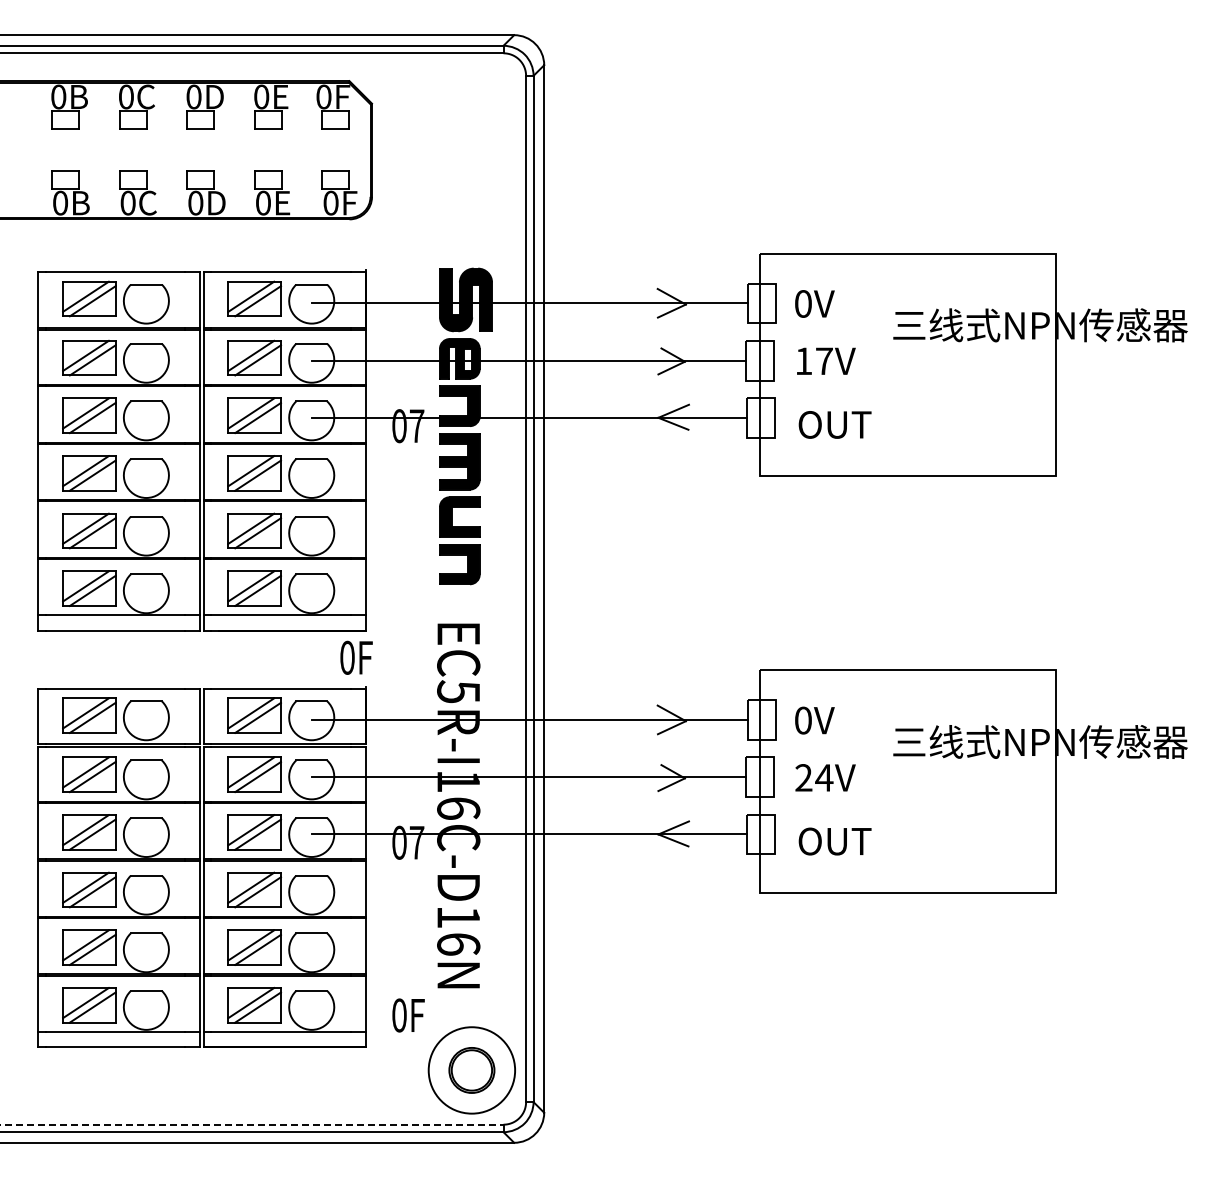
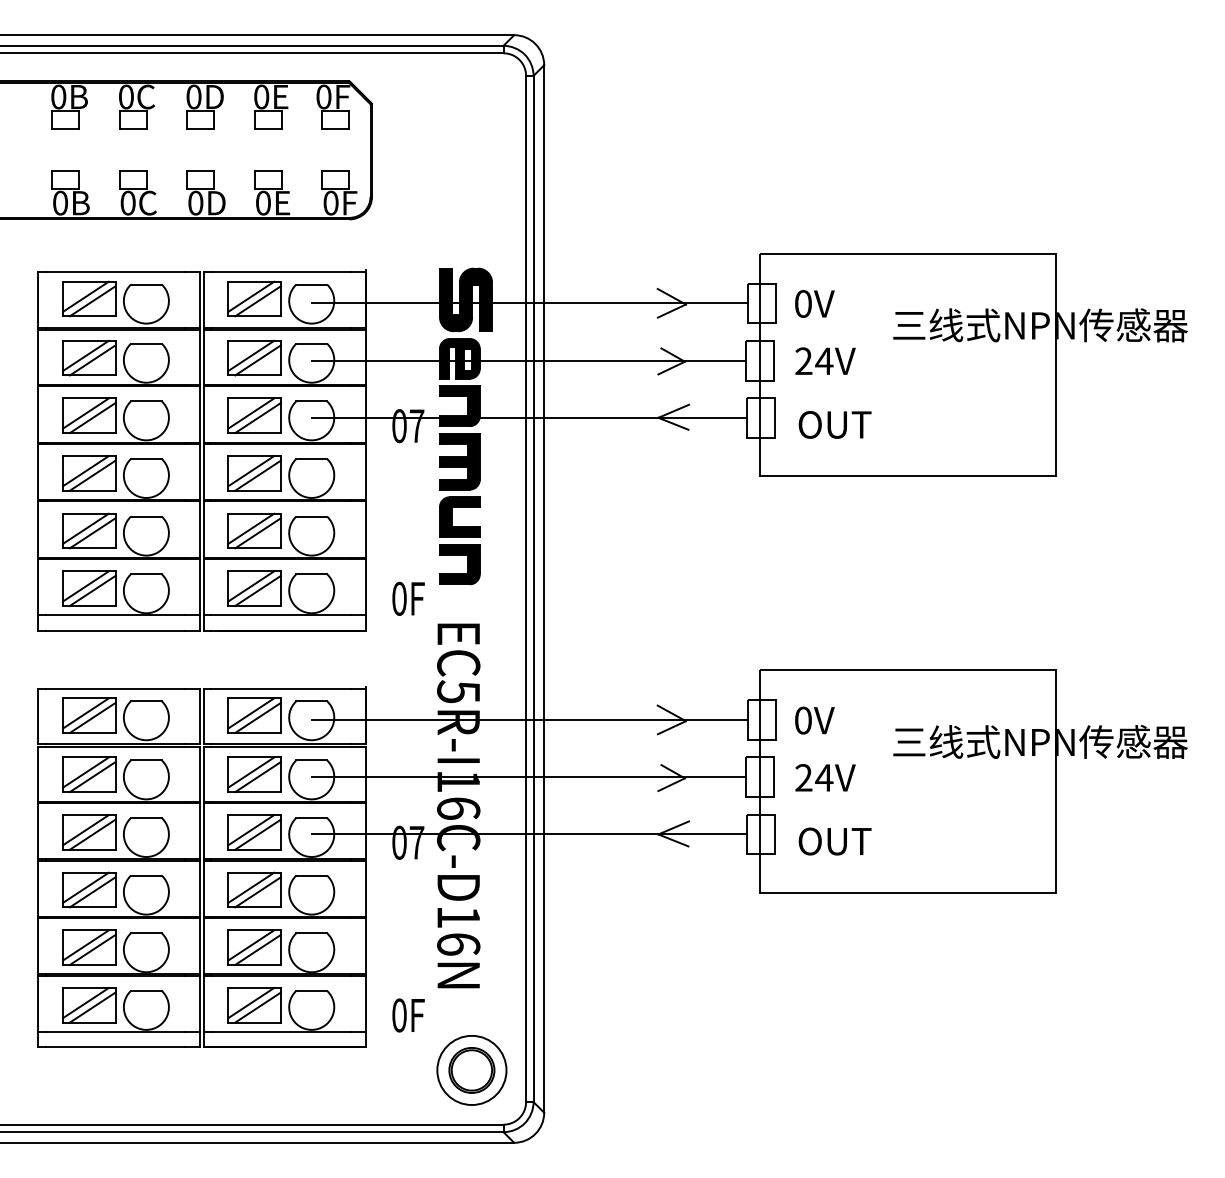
text: 17V -> 24V (814, 360)
text position: (356, 657) -> (408, 598) (408, 598)
circle diameter: 86 px -> 69 px (471, 1070)
line: dashed -> solid (252, 1124)
